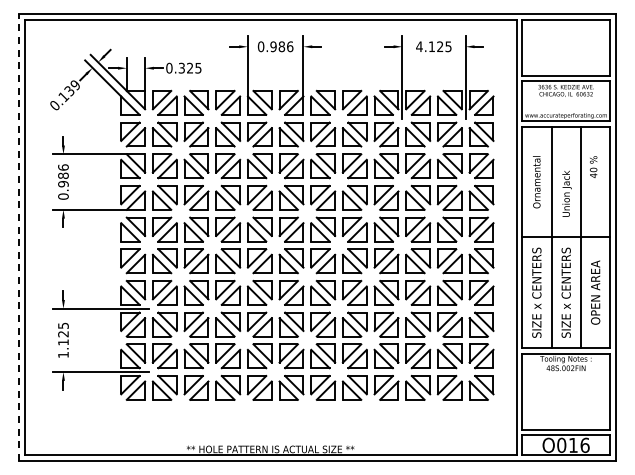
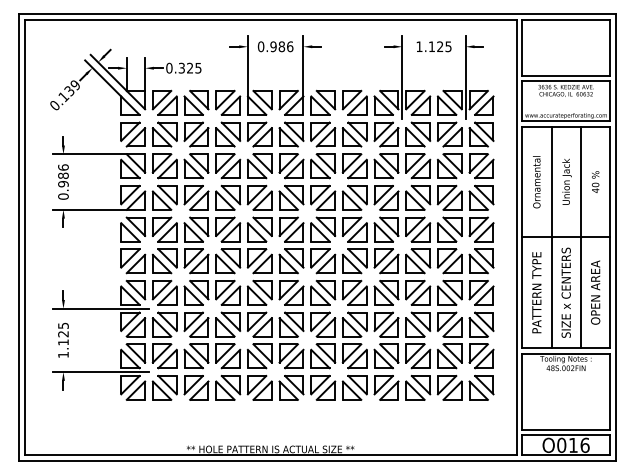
text: 4.125 -> 1.125 (419, 46)
text position: (593, 166) -> (595, 181) (595, 181)
text position: (566, 193) -> (566, 181) (566, 181)
line: dashed -> solid (19, 237)
text: SIZE x CENTERS -> PATTERN TYPE (536, 292)
